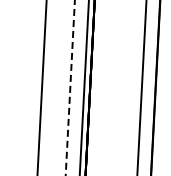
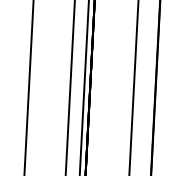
line position: (41, 87) -> (28, 87) (28, 87)
line: dashed -> solid (70, 87)
line position: (141, 87) -> (133, 87) (133, 87)
